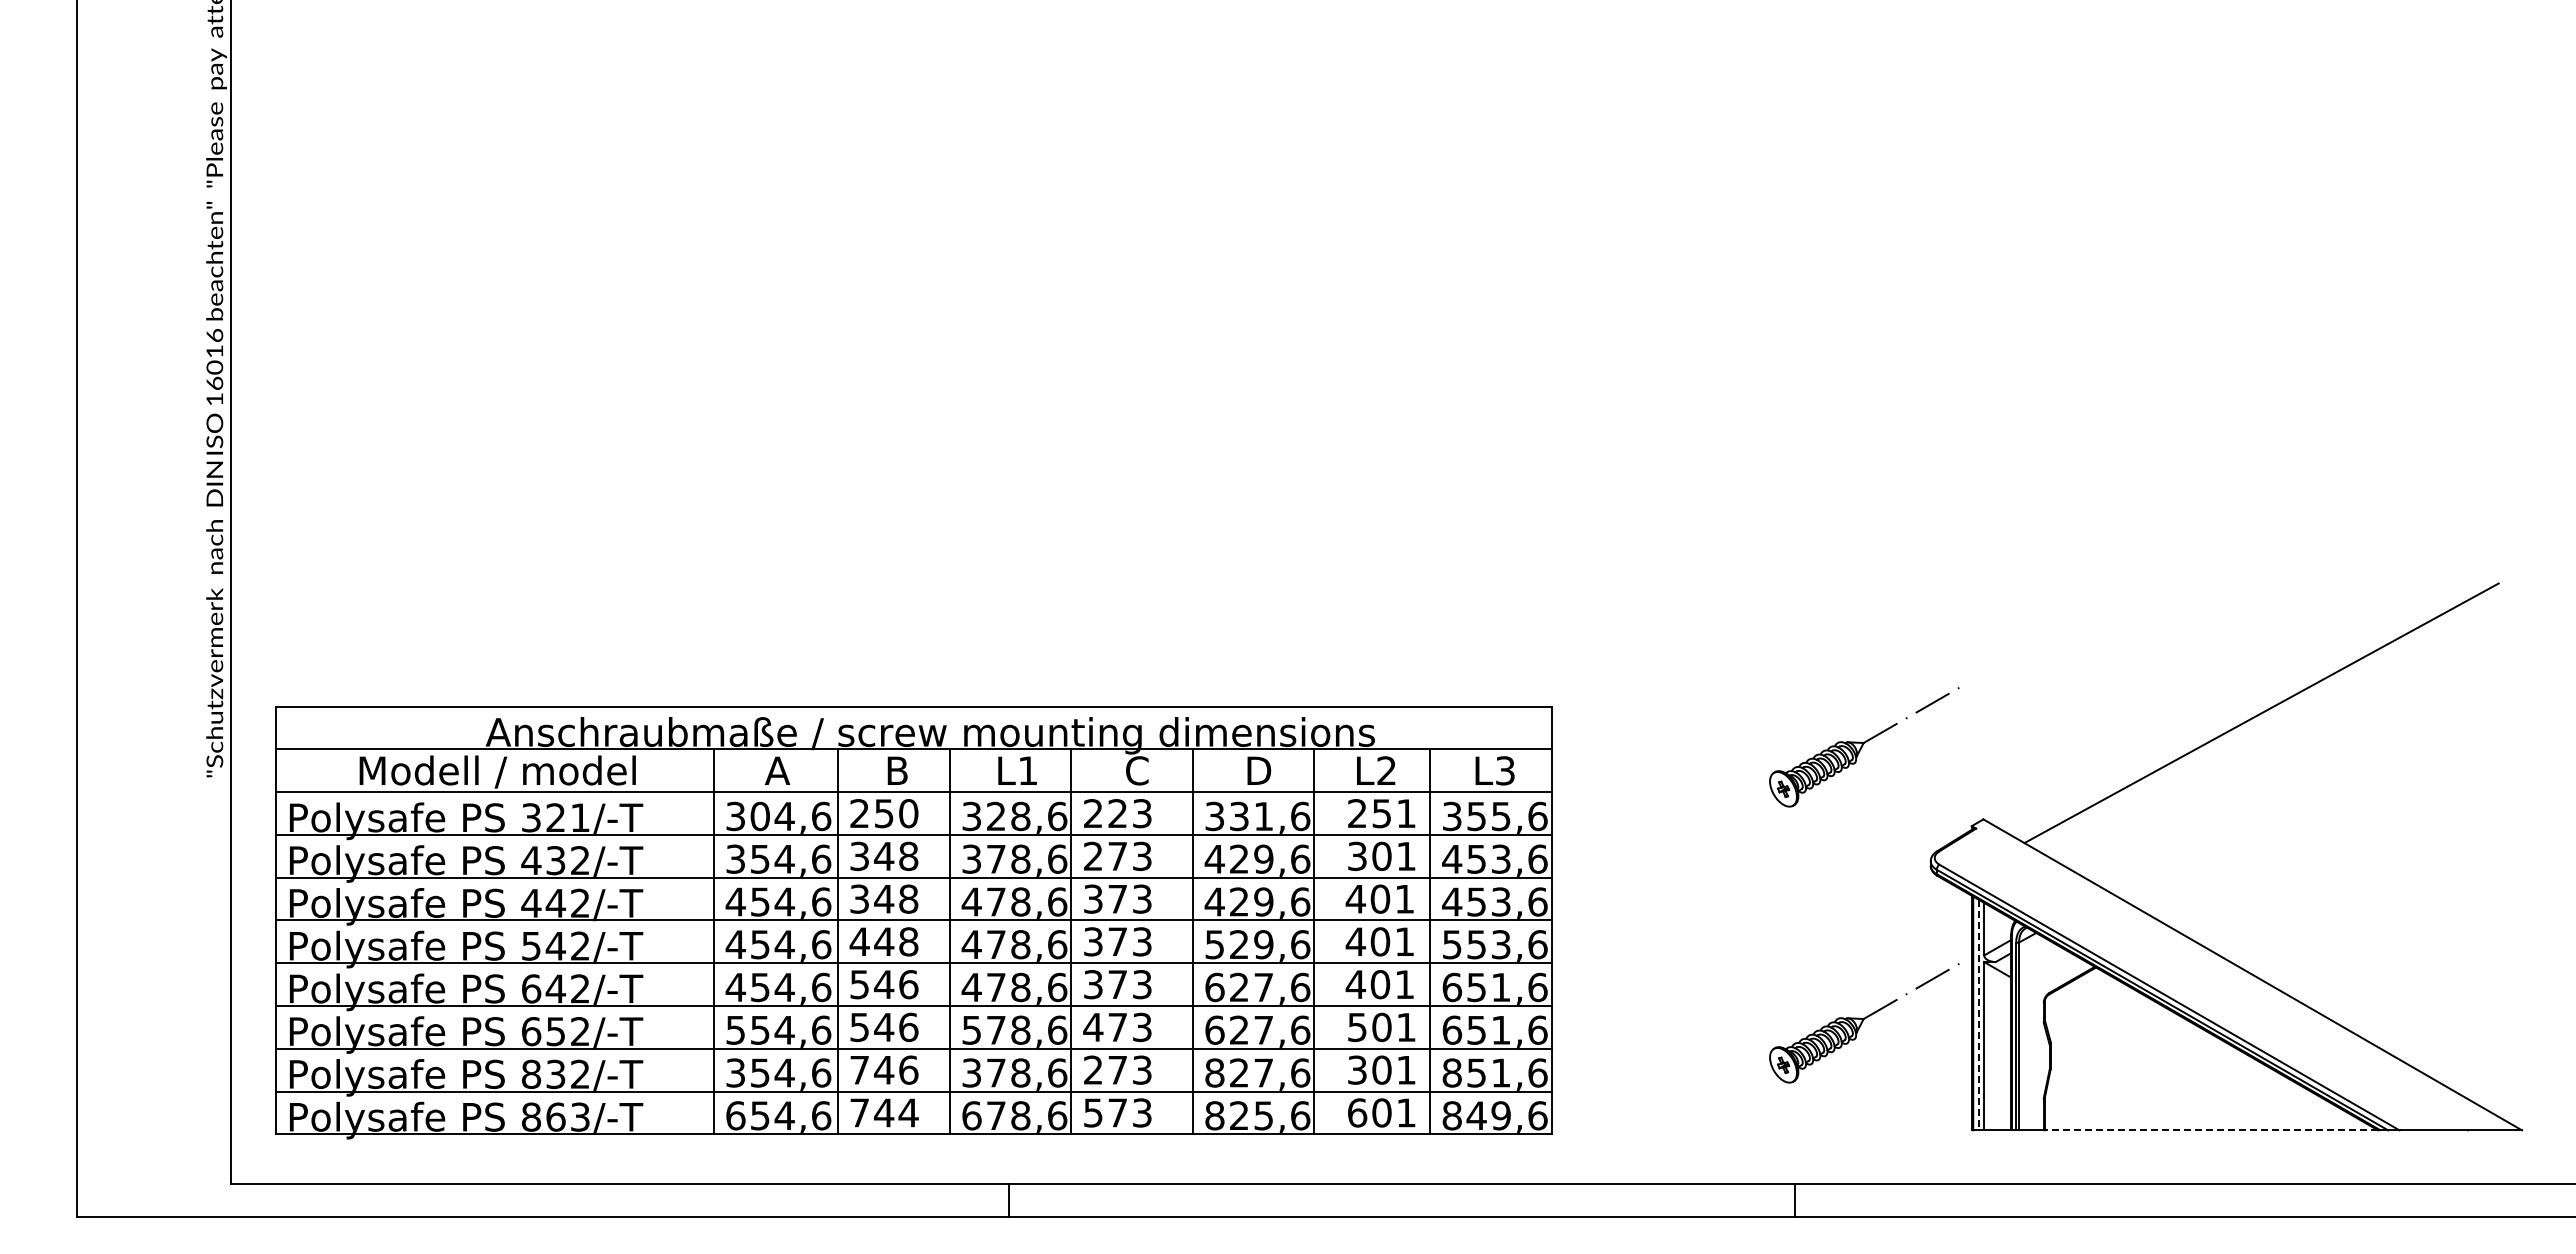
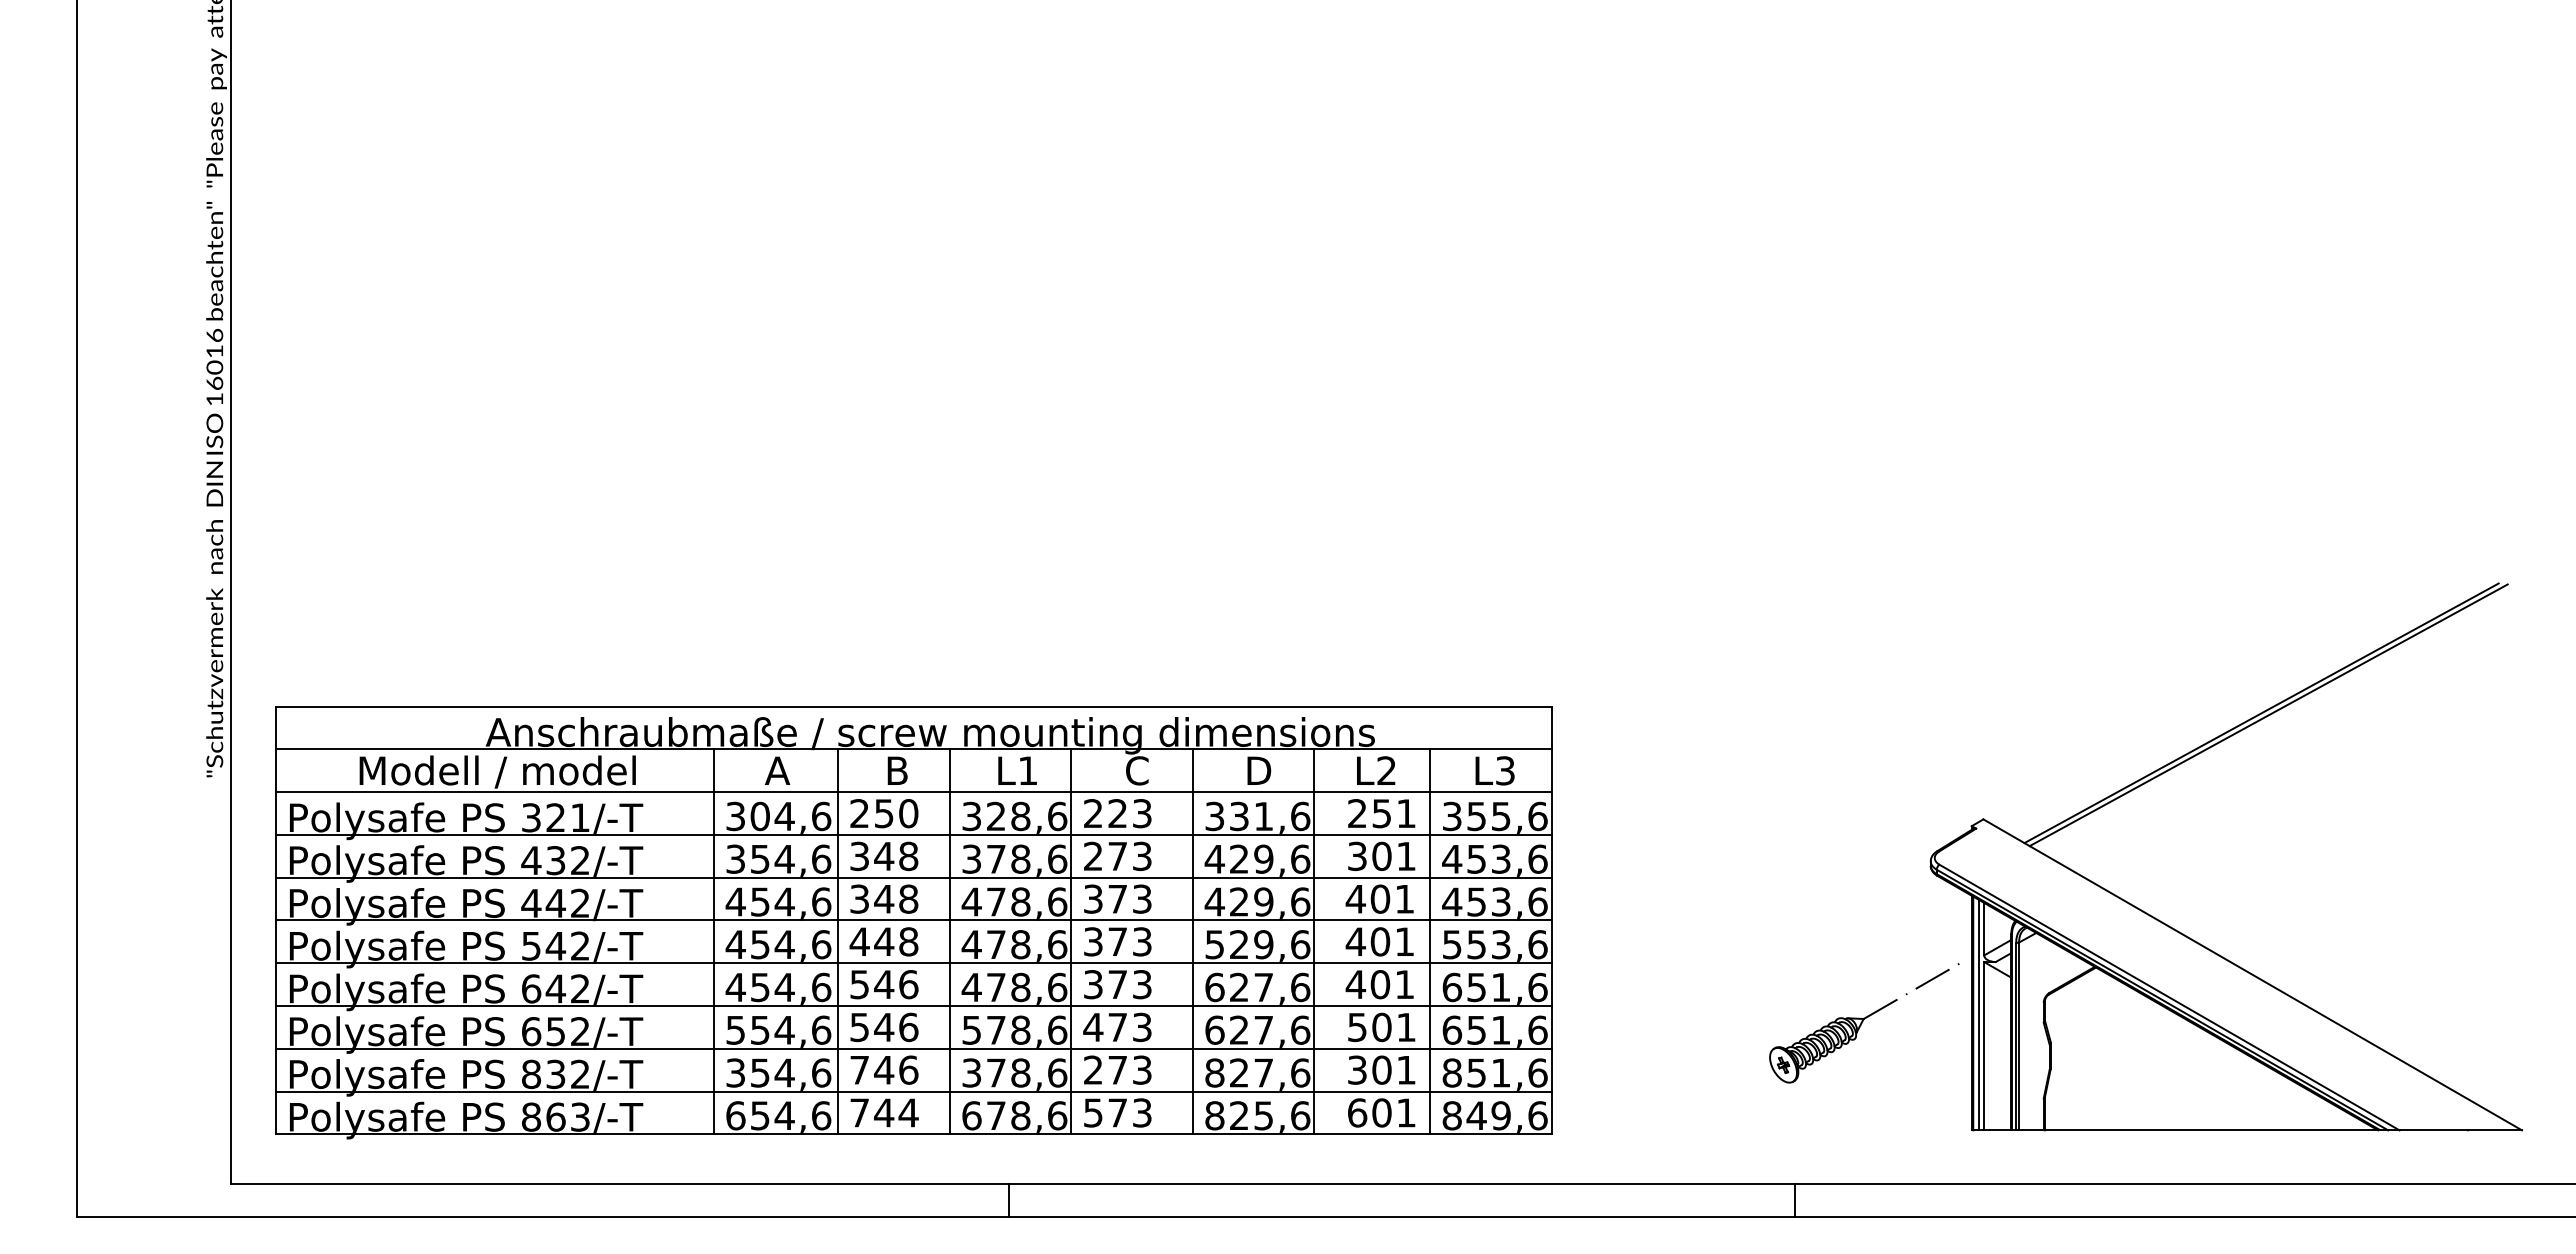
line: none -> present (2268, 715)
part: present -> none (1864, 747)
line: dashed -> solid (1978, 1015)
line: dashed -> solid (2211, 1130)
